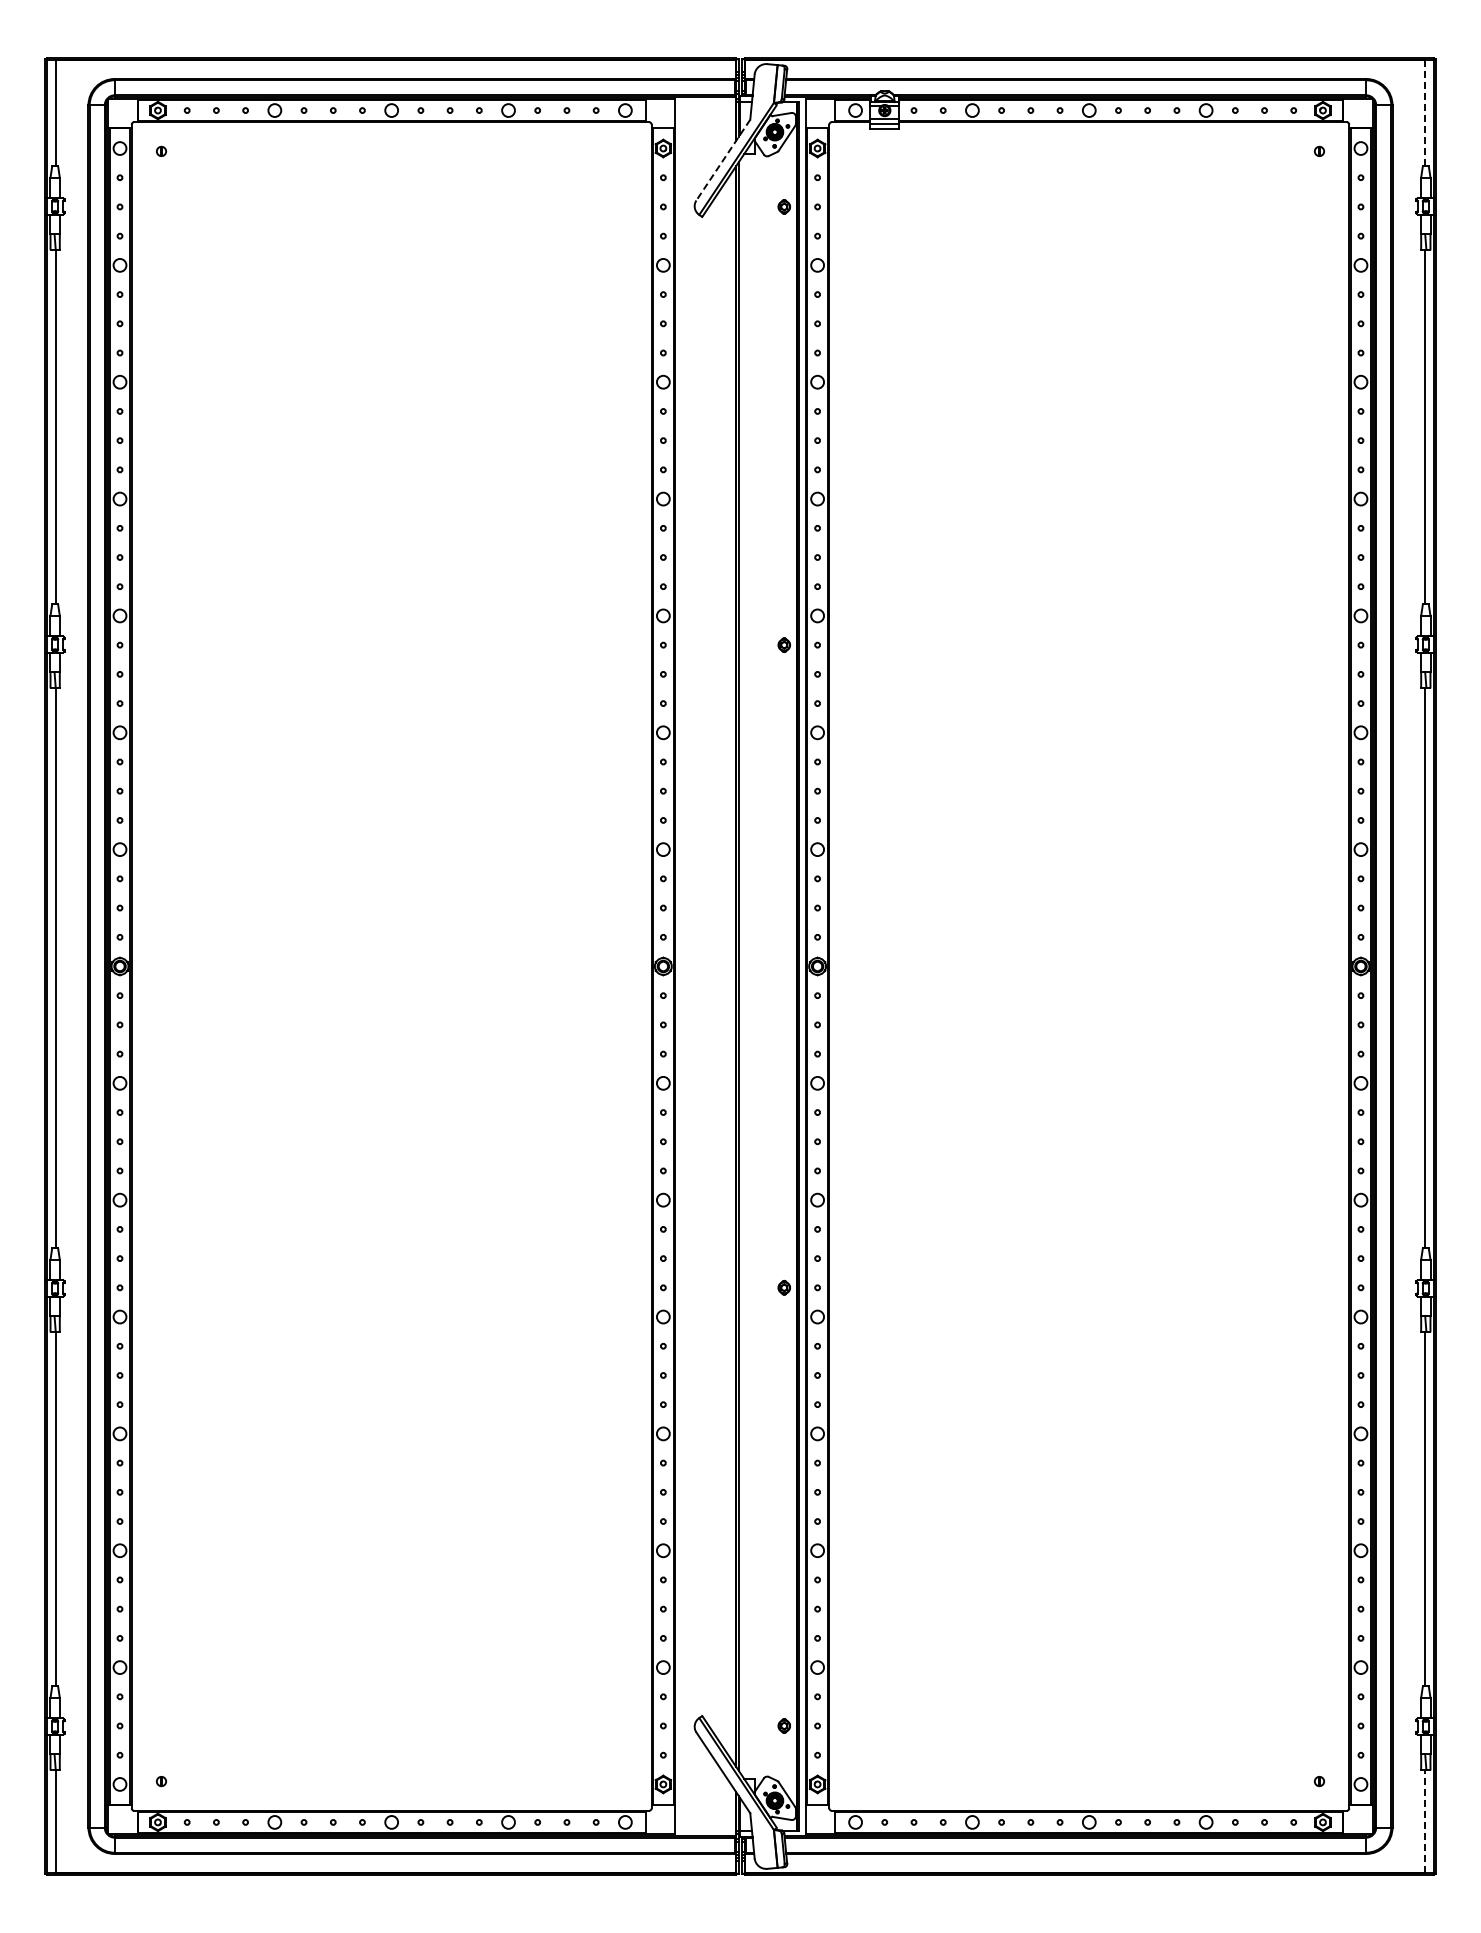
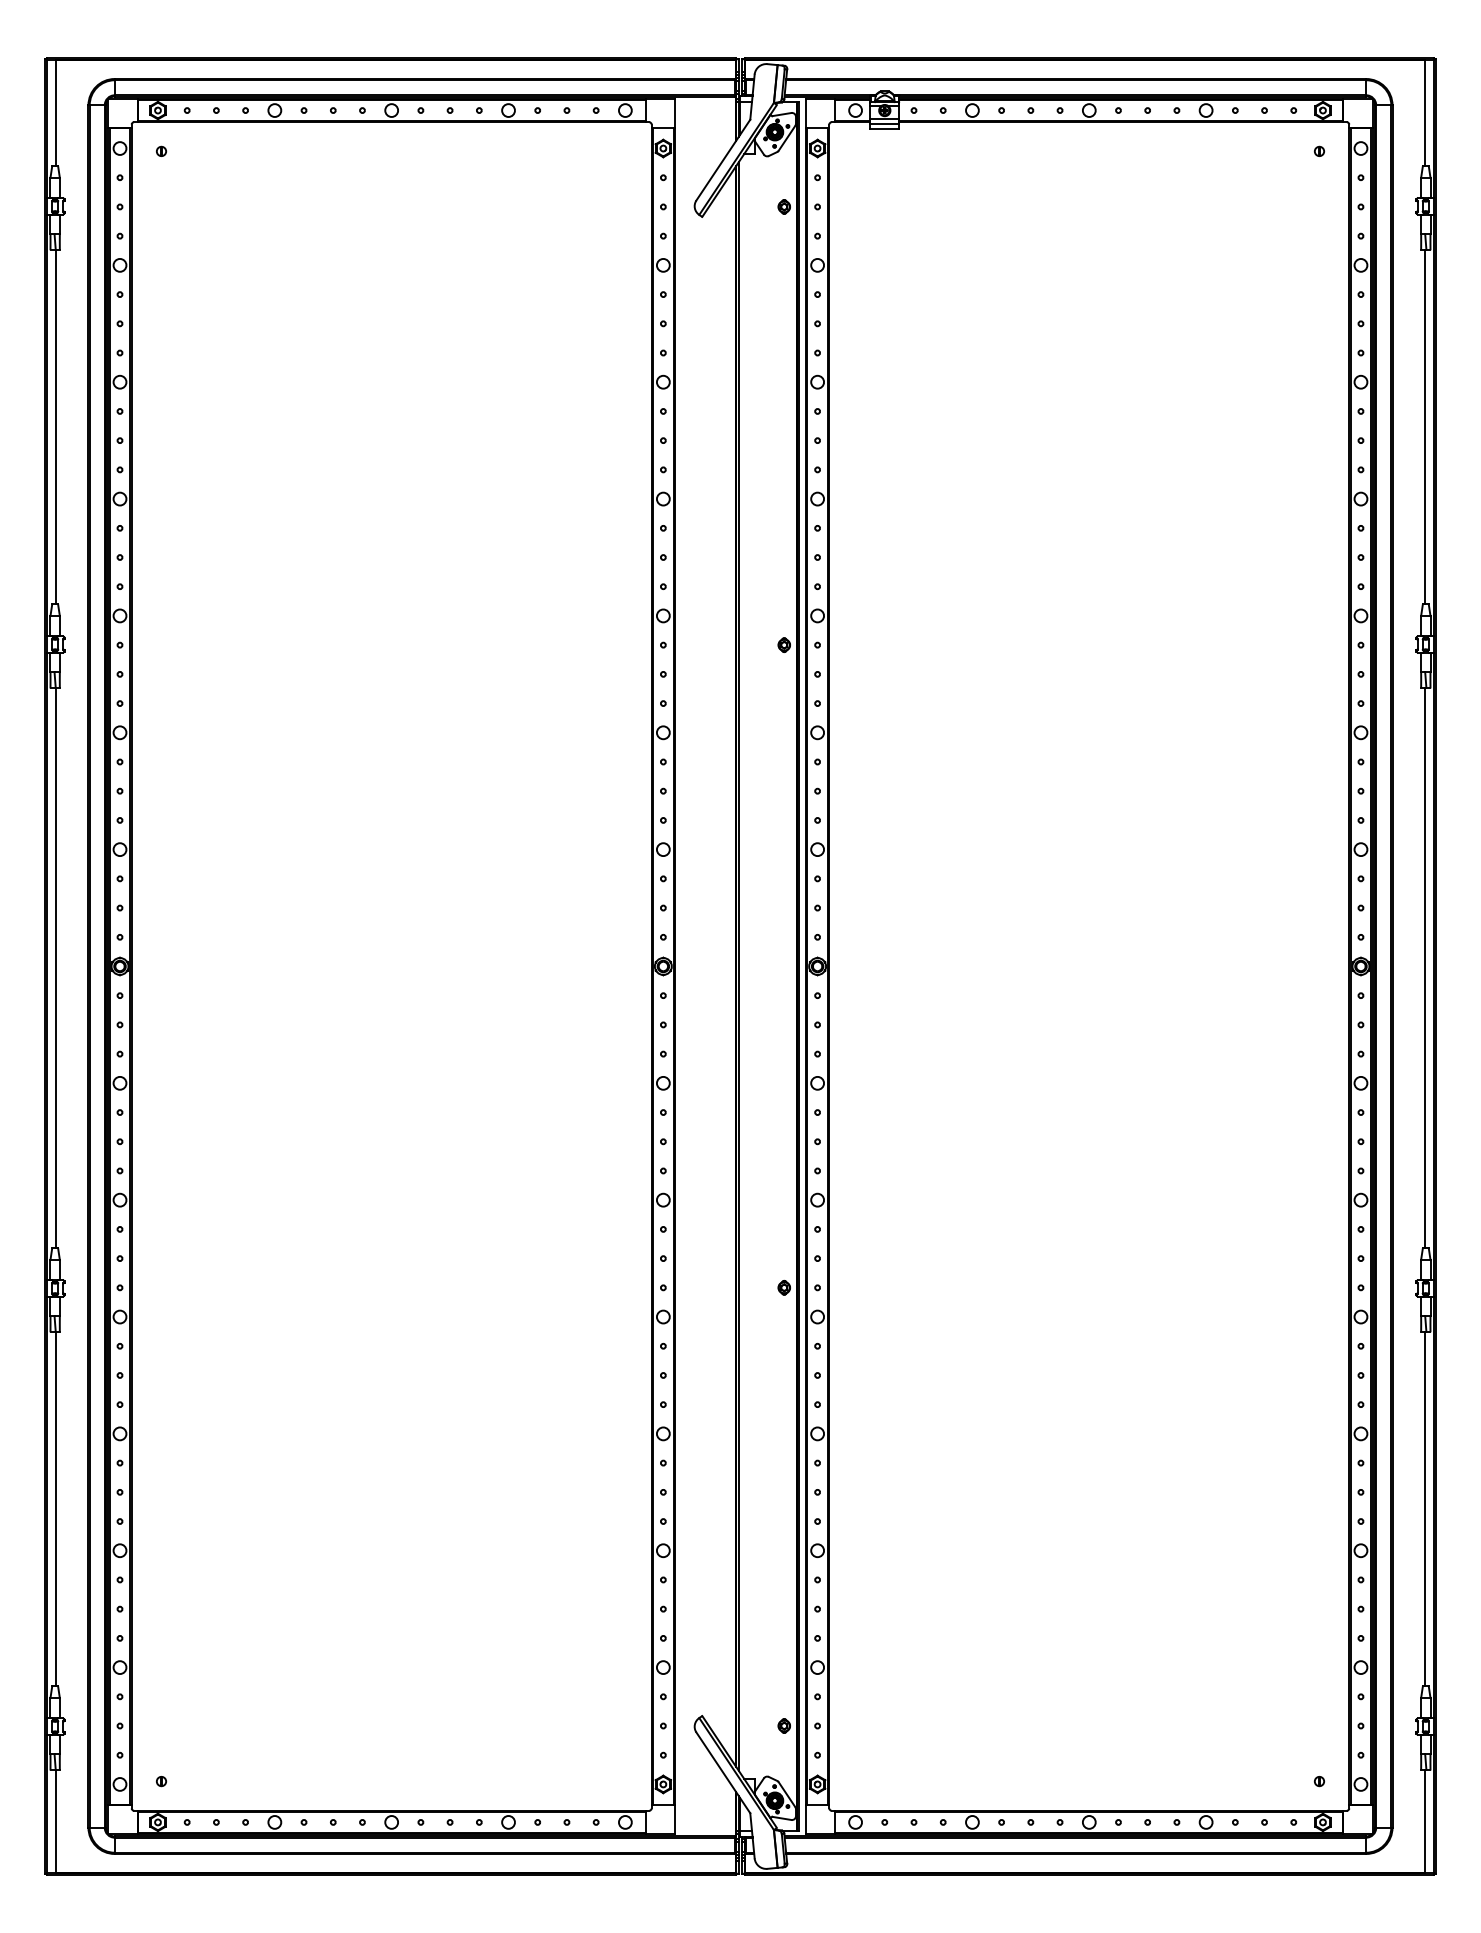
line: dashed -> solid (1425, 113)
line: dashed -> solid (723, 160)
line: dashed -> solid (1425, 1821)
